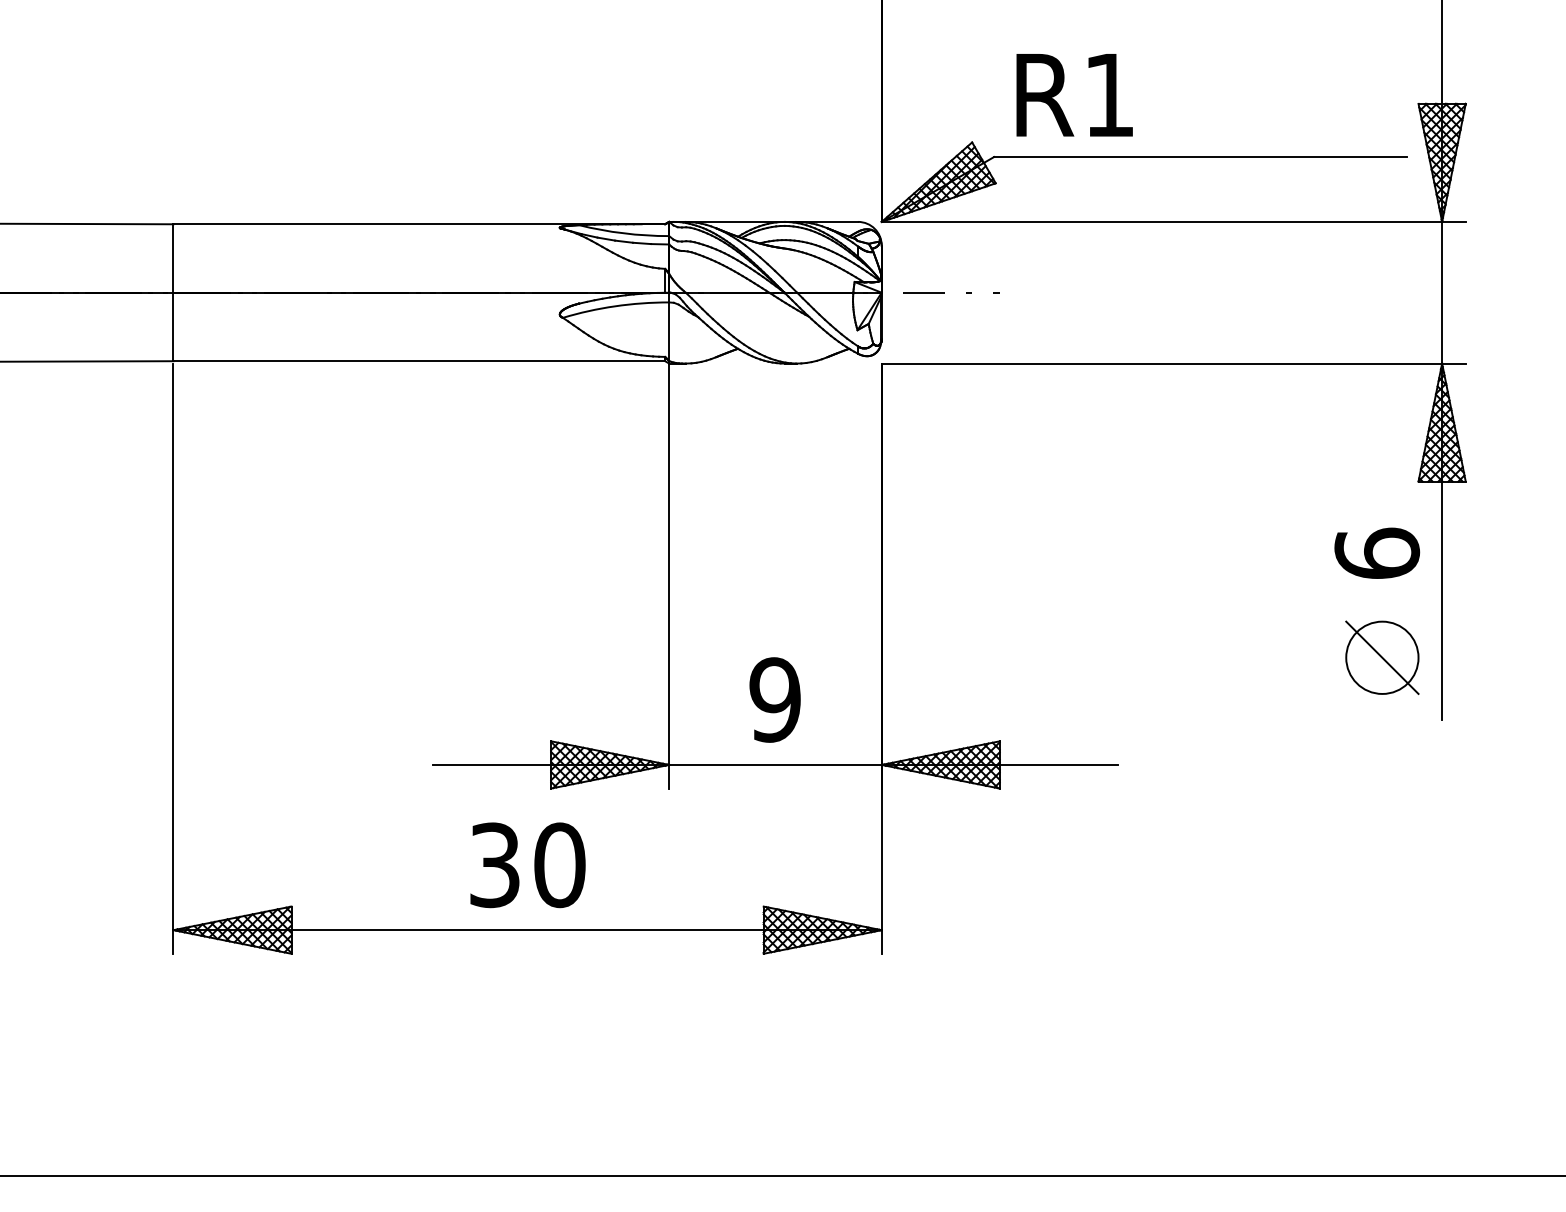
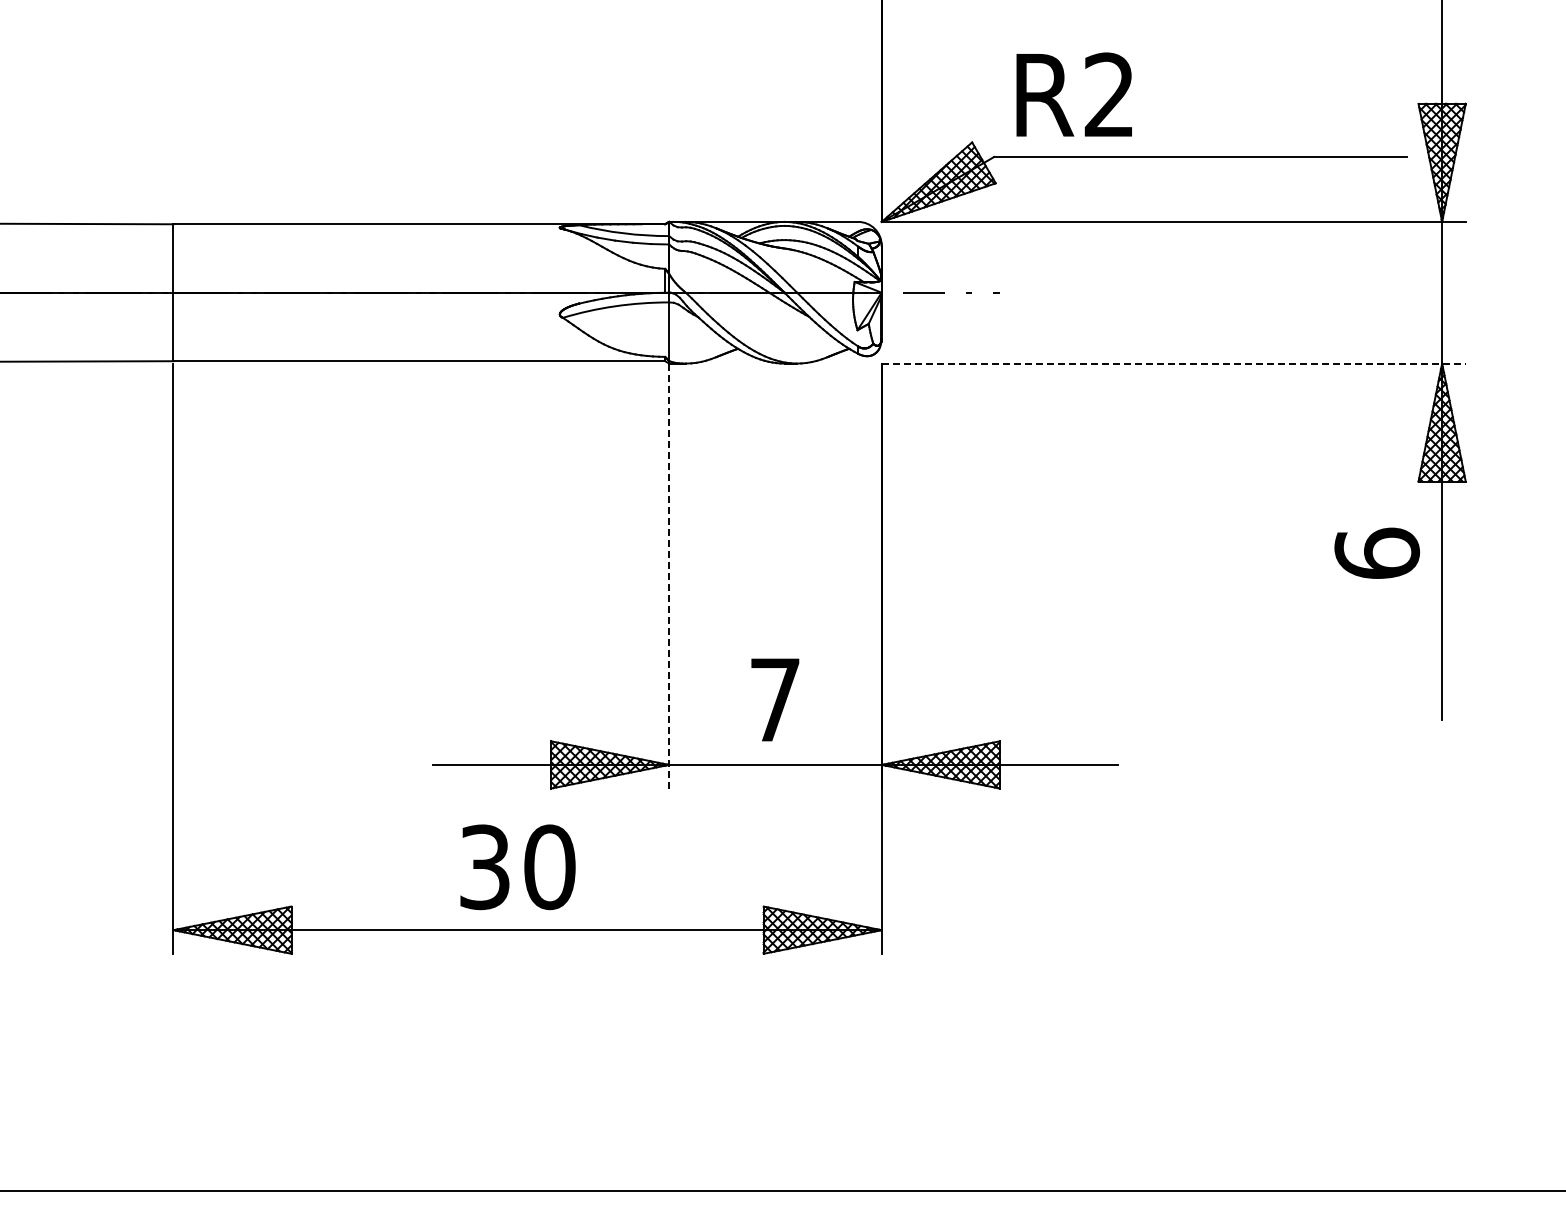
text: R1 -> R2 (1108, 94)
line: solid -> dashed (1174, 363)
line: solid -> dashed (669, 576)
part: present -> none (1382, 657)
text: 9 -> 7 (774, 699)
text position: (527, 865) -> (517, 867) (517, 867)
line position: (782, 1175) -> (782, 1190) (782, 1190)
